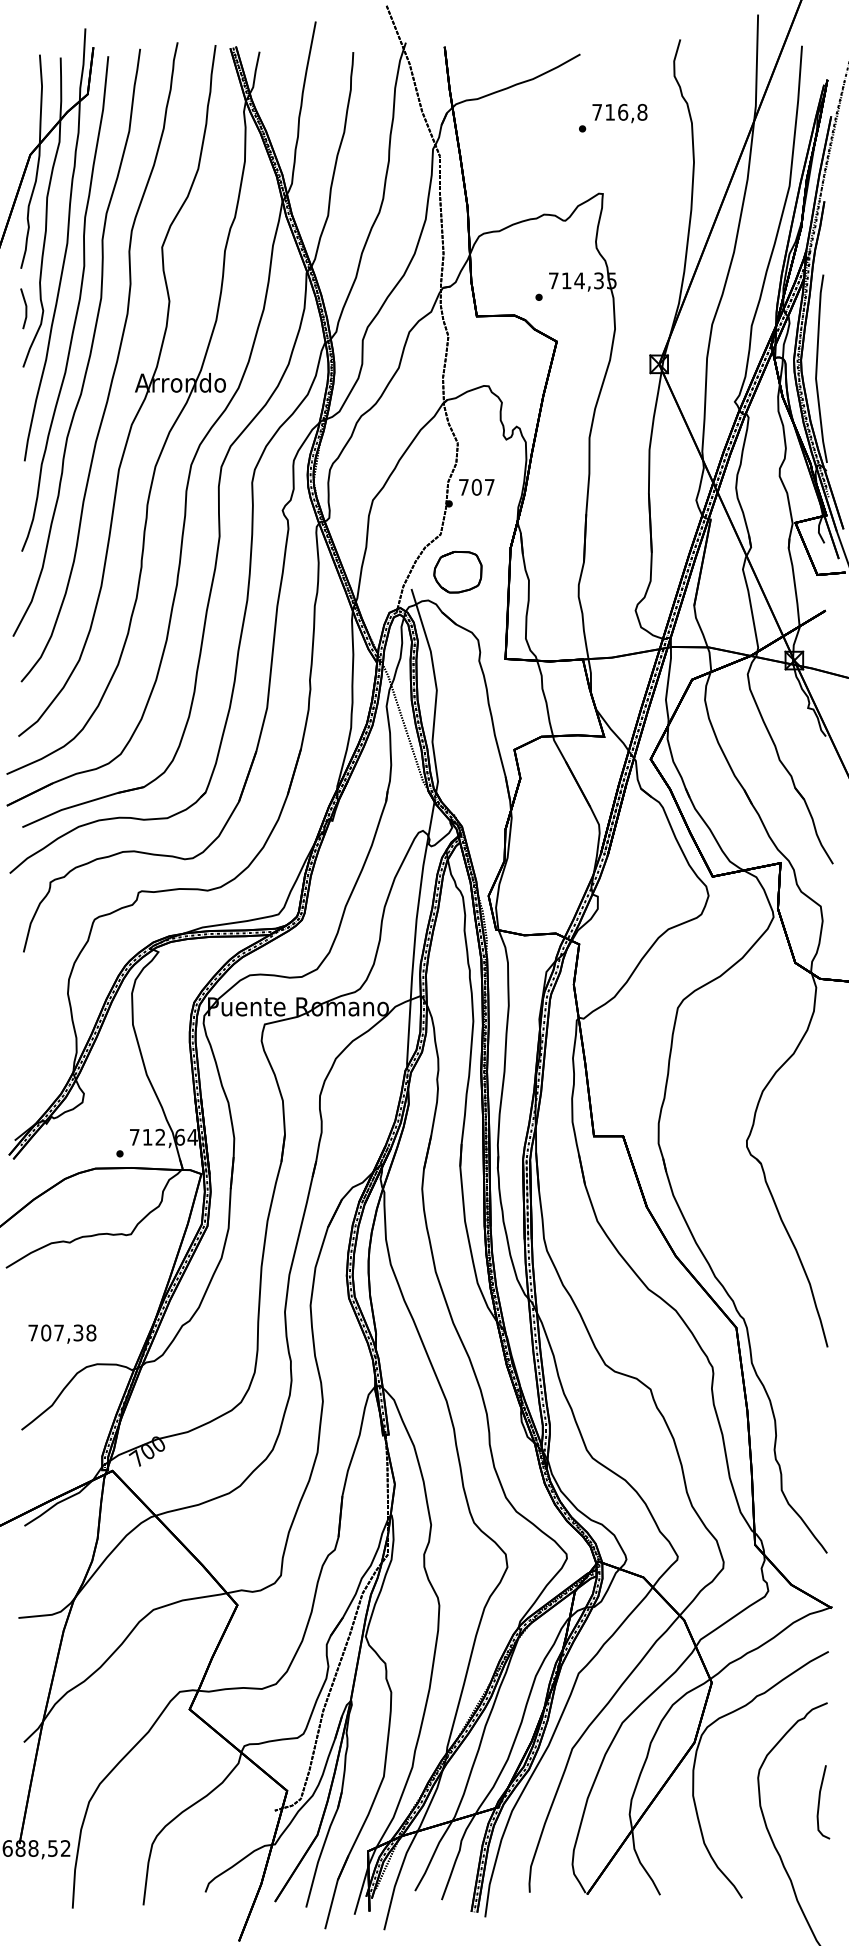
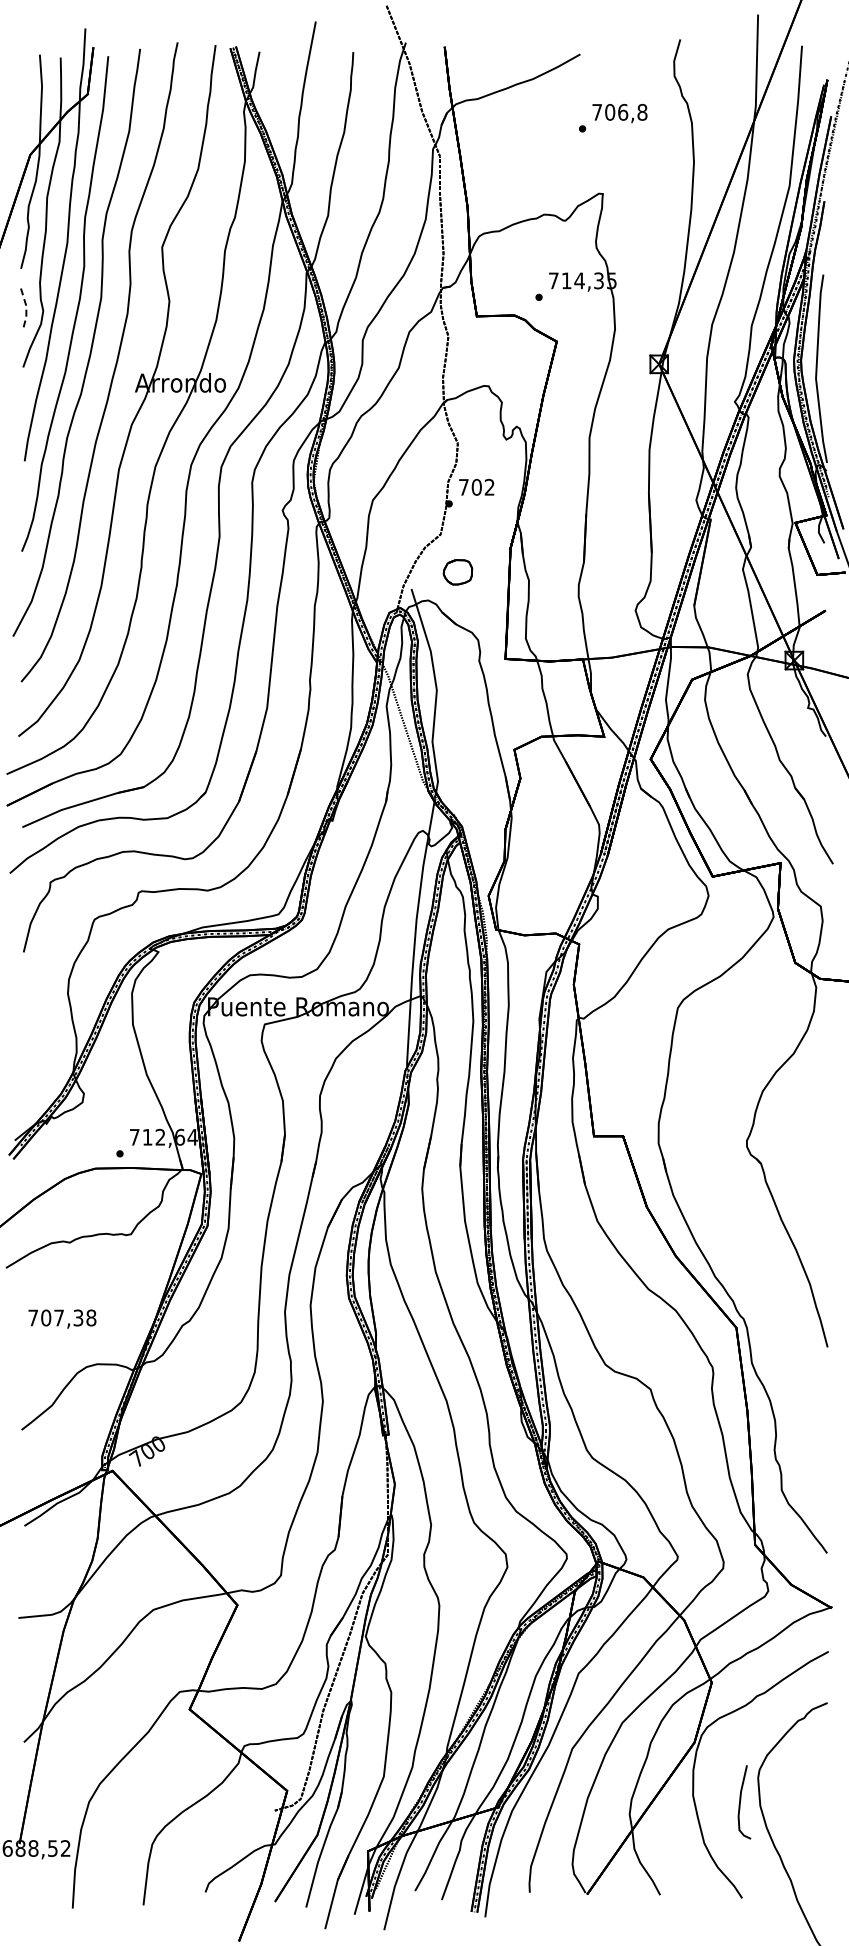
text: 716,8 -> 706,8 (610, 111)
line: solid -> dashed (26, 309)
text: 707 -> 702 (489, 486)
part size: 50x43 px -> 32x27 px (457, 572)
text position: (62, 1333) -> (62, 1318) (62, 1318)
curve position: (820, 1800) -> (741, 1800) (741, 1800)
